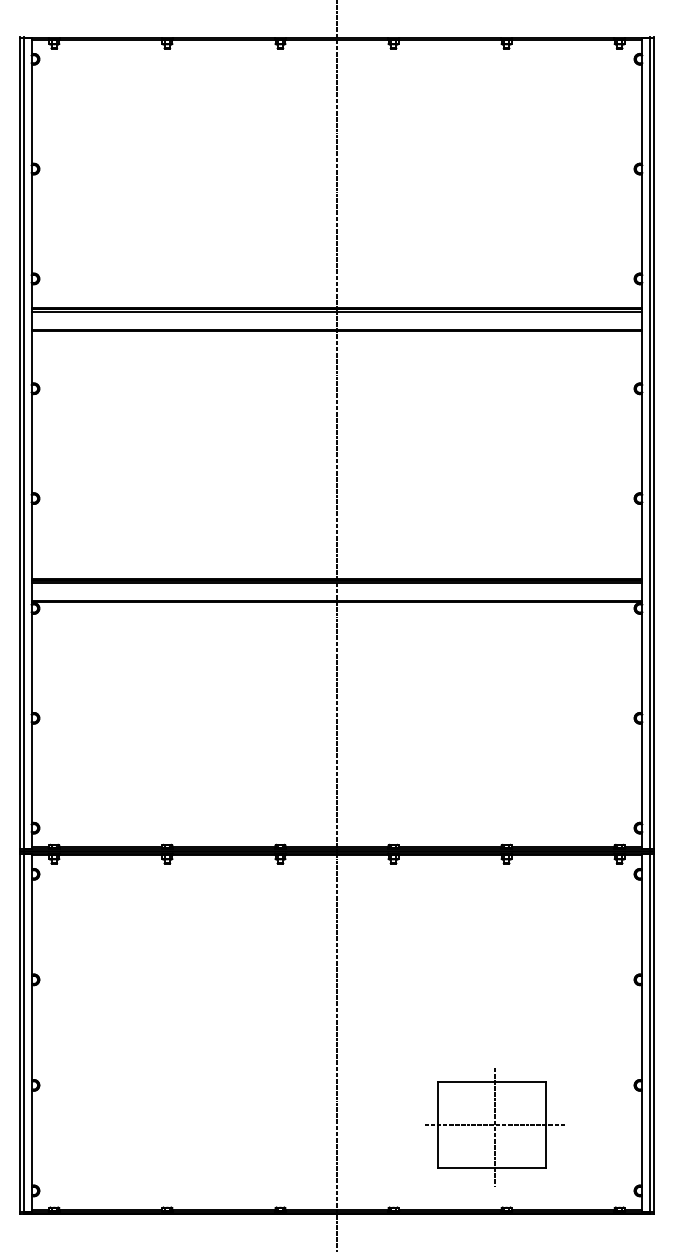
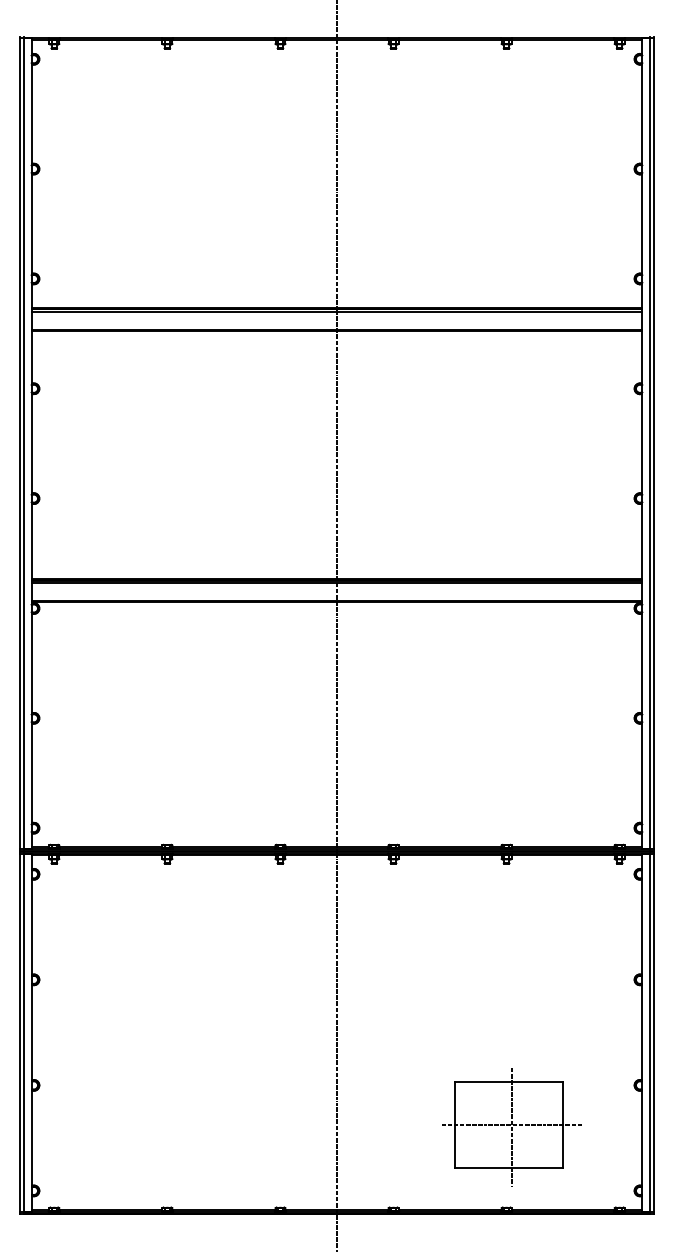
part position: (494, 1127) -> (511, 1127) (511, 1127)
